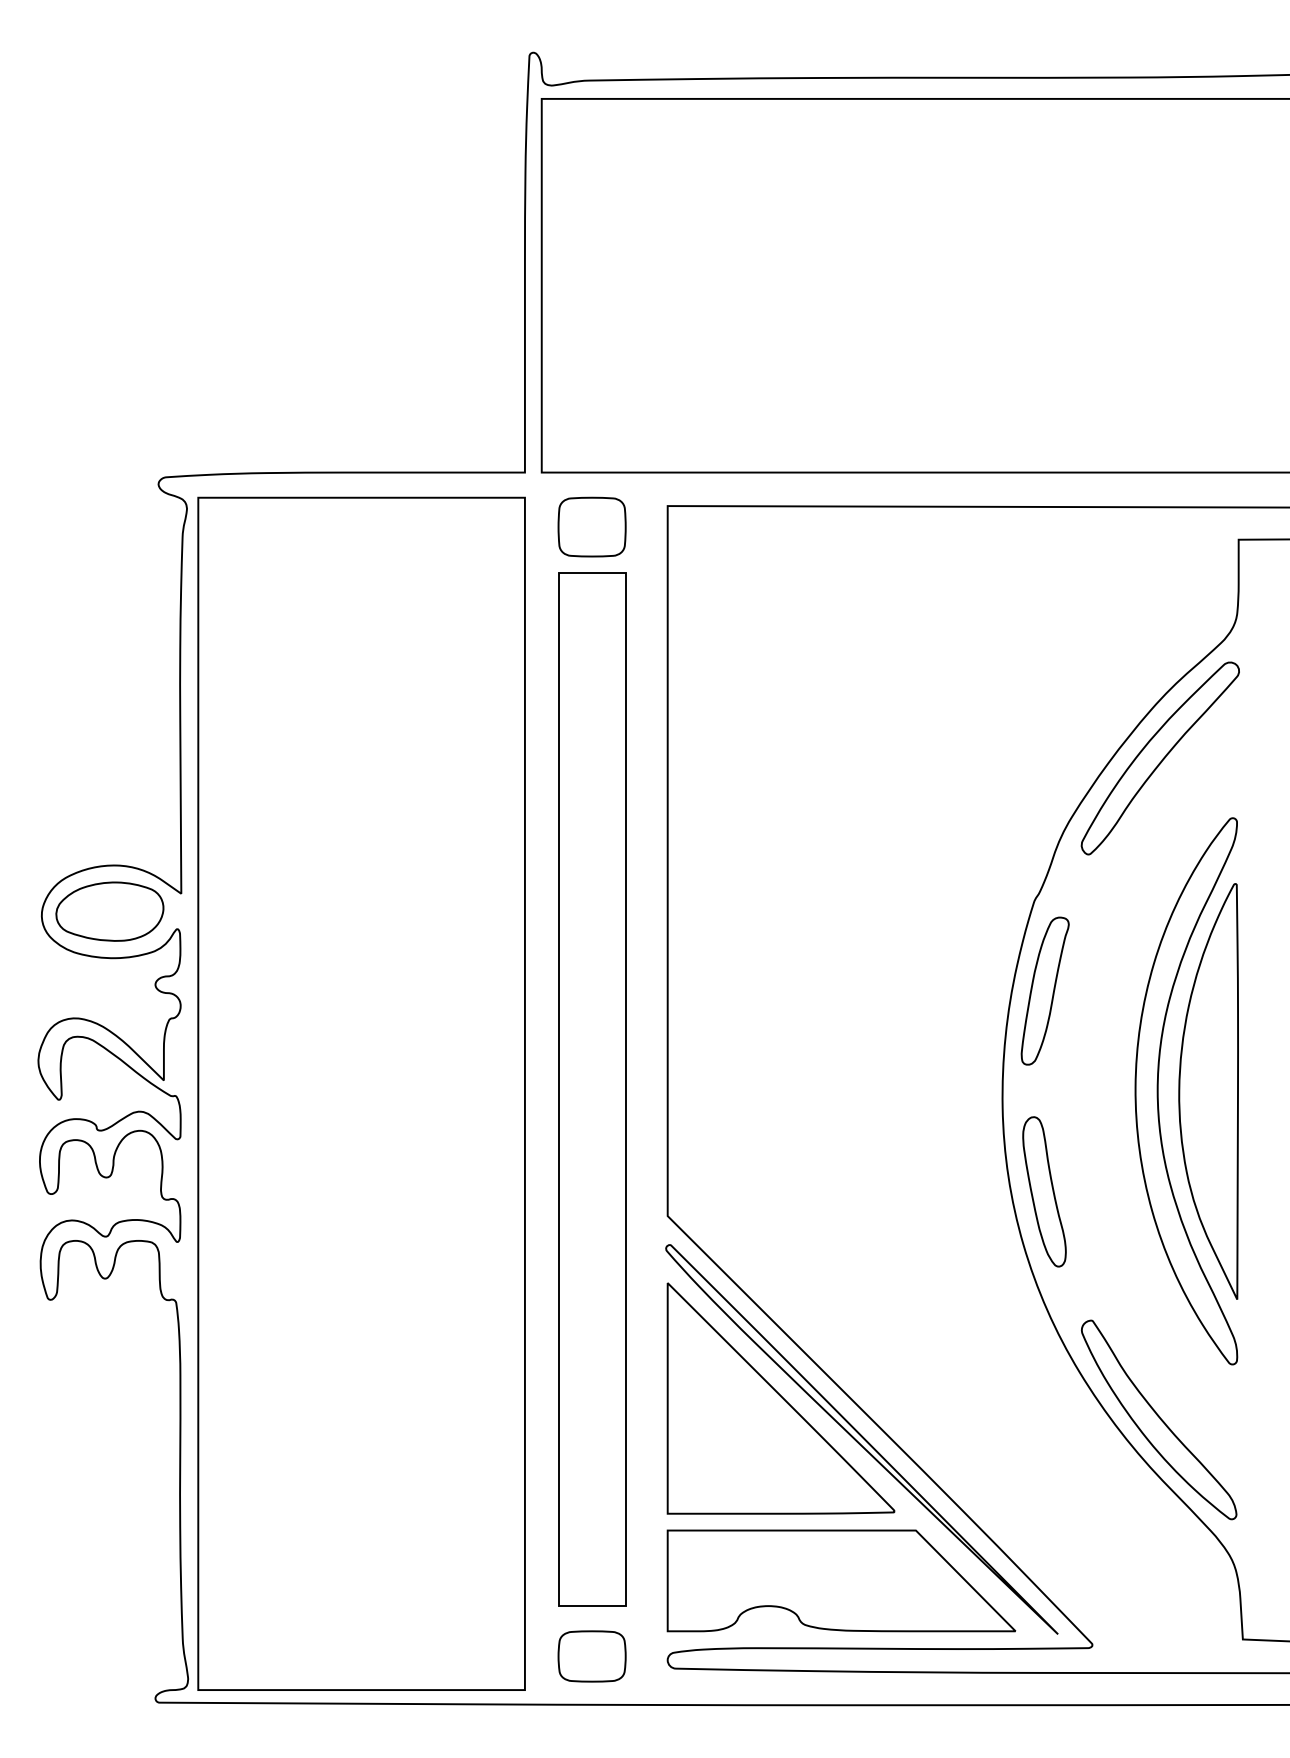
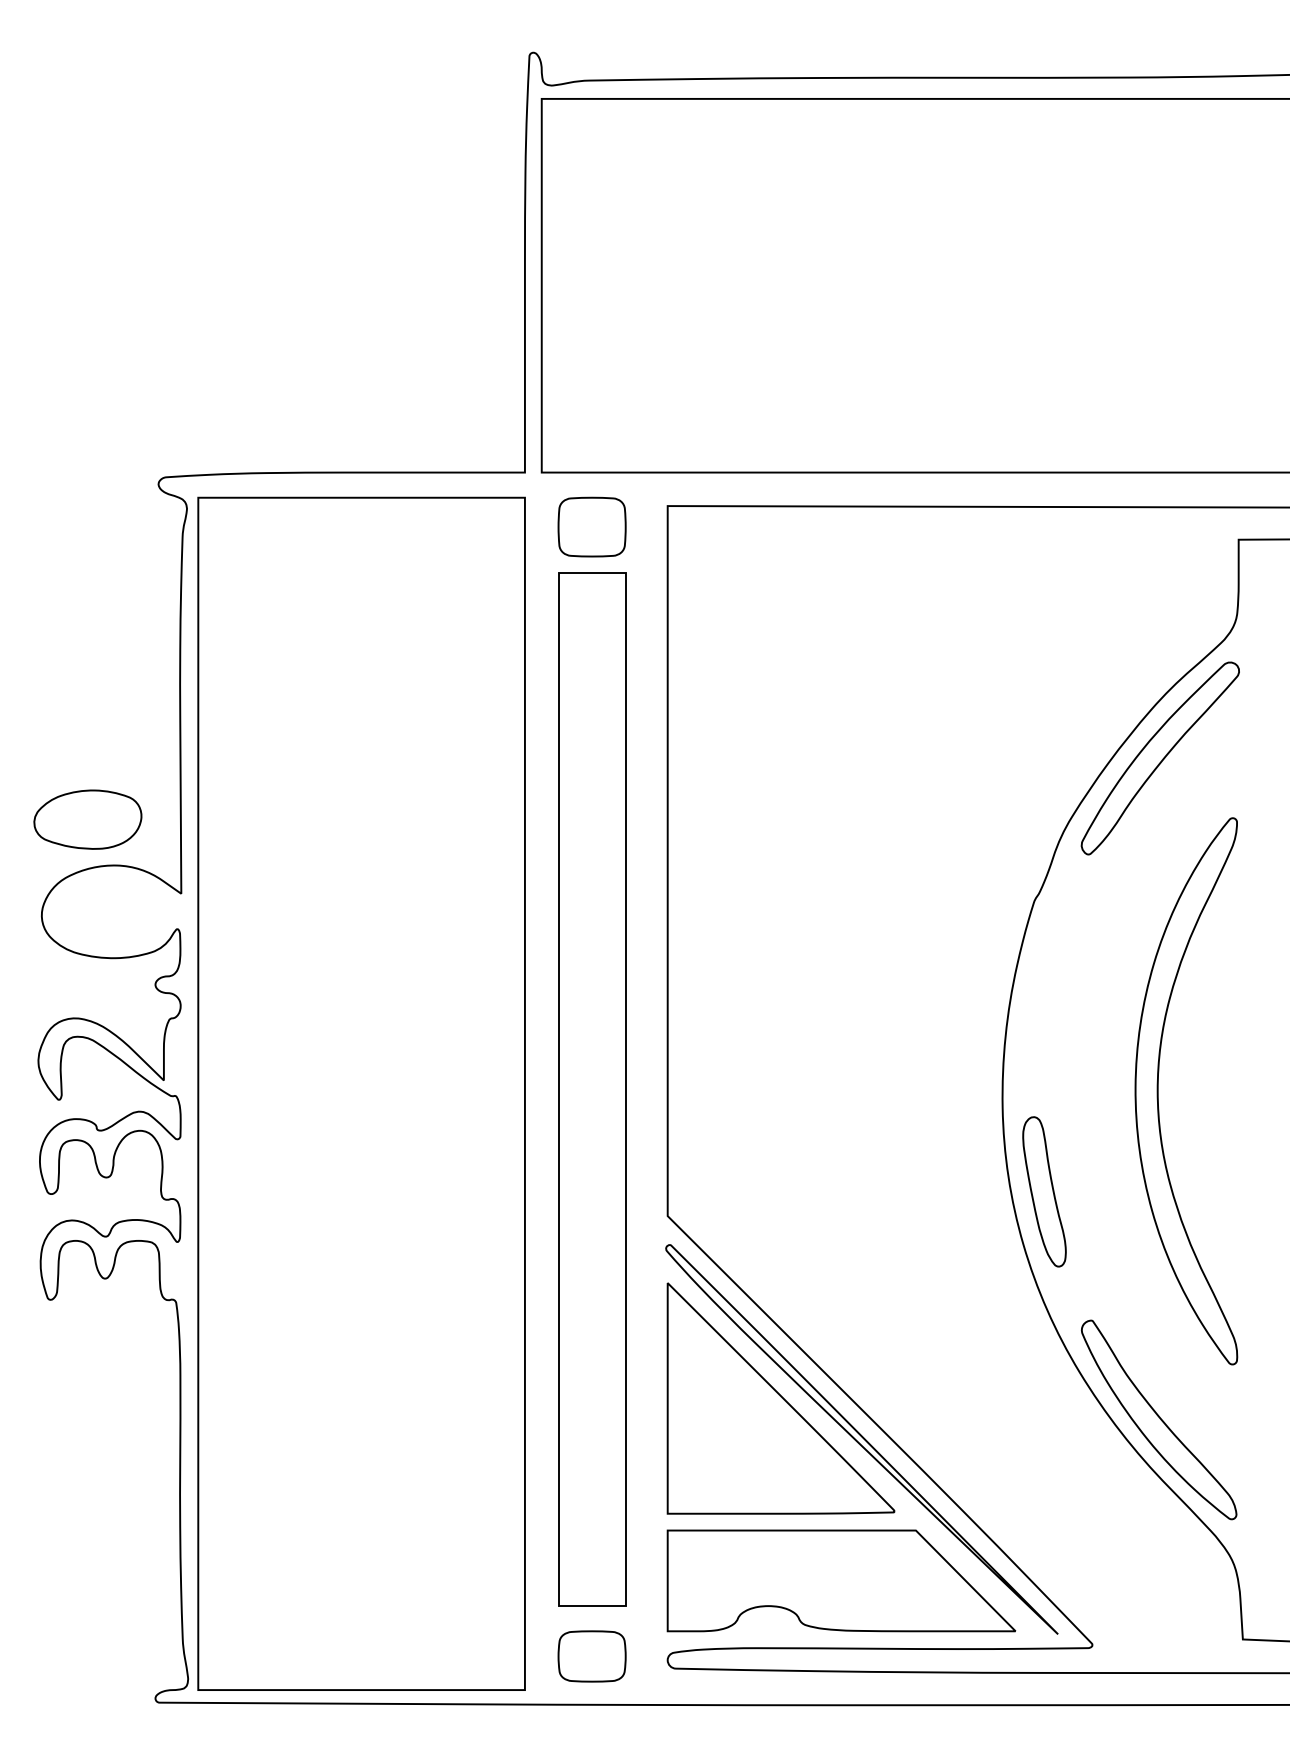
part position: (109, 911) -> (87, 819) (87, 819)
part: present -> none (1044, 990)
part: present -> none (1208, 1091)
